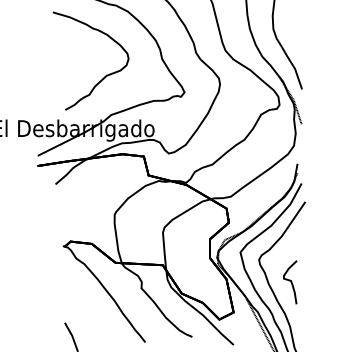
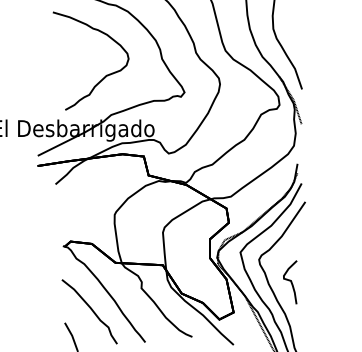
curve: none -> present (90, 309)
